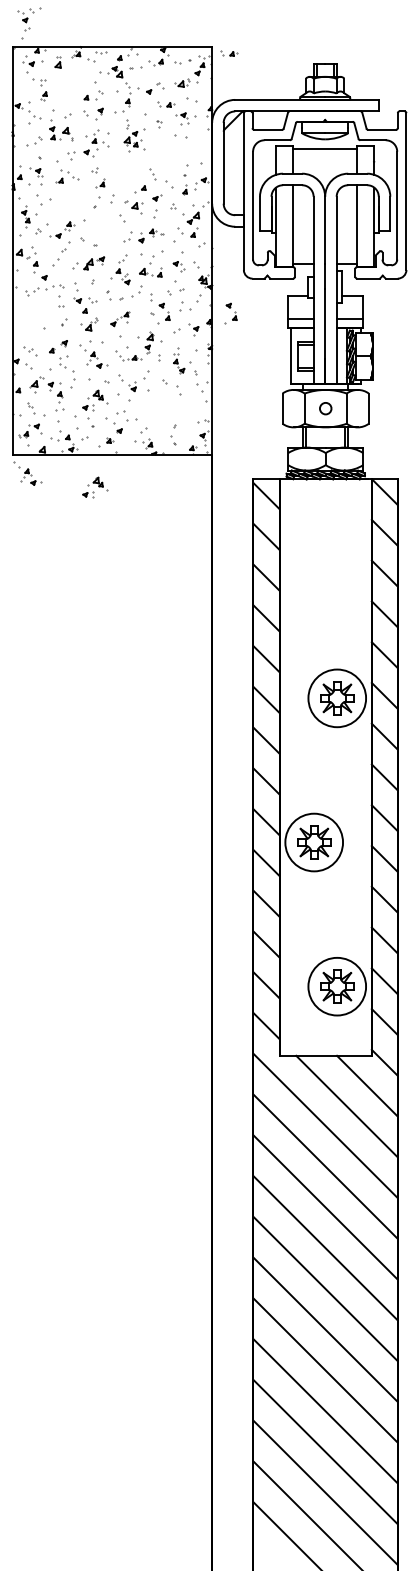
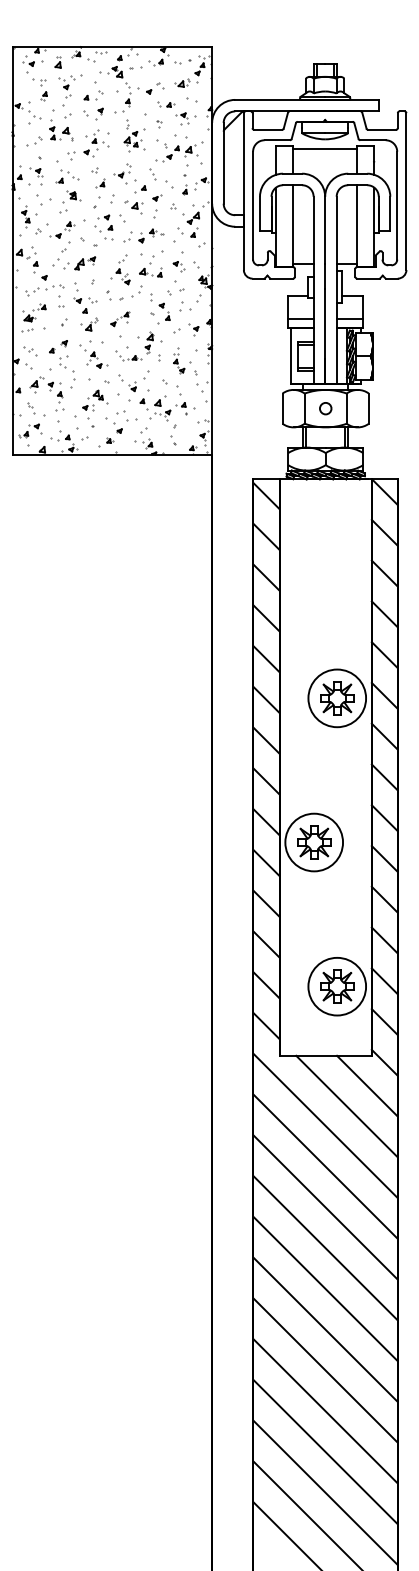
part position: (29, 23) -> (70, 90) (70, 90)
part: present -> none (229, 53)
part: none -> present (179, 150)
part: none -> present (124, 173)
part: none -> present (70, 201)
part: none -> present (103, 227)
part position: (88, 263) -> (79, 263) (79, 263)
part: present -> none (230, 313)
part: none -> present (33, 317)
part: none -> present (167, 408)
part: present -> none (27, 473)
part: present -> none (95, 487)
